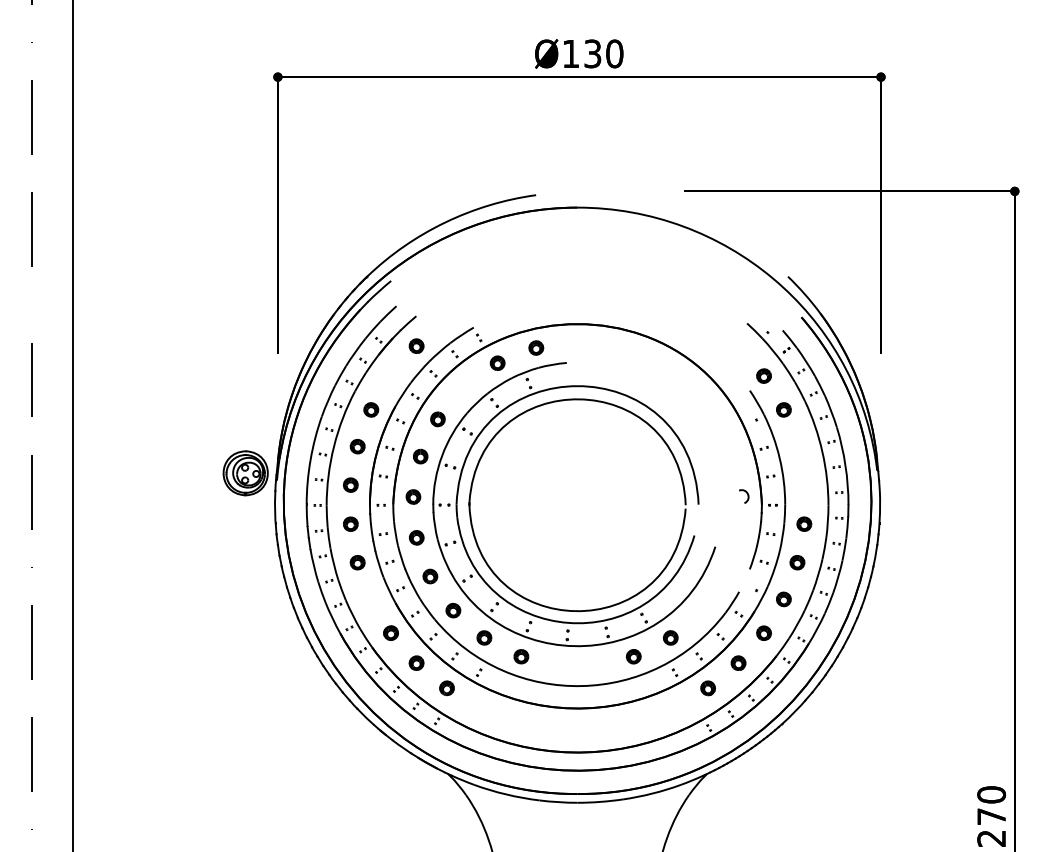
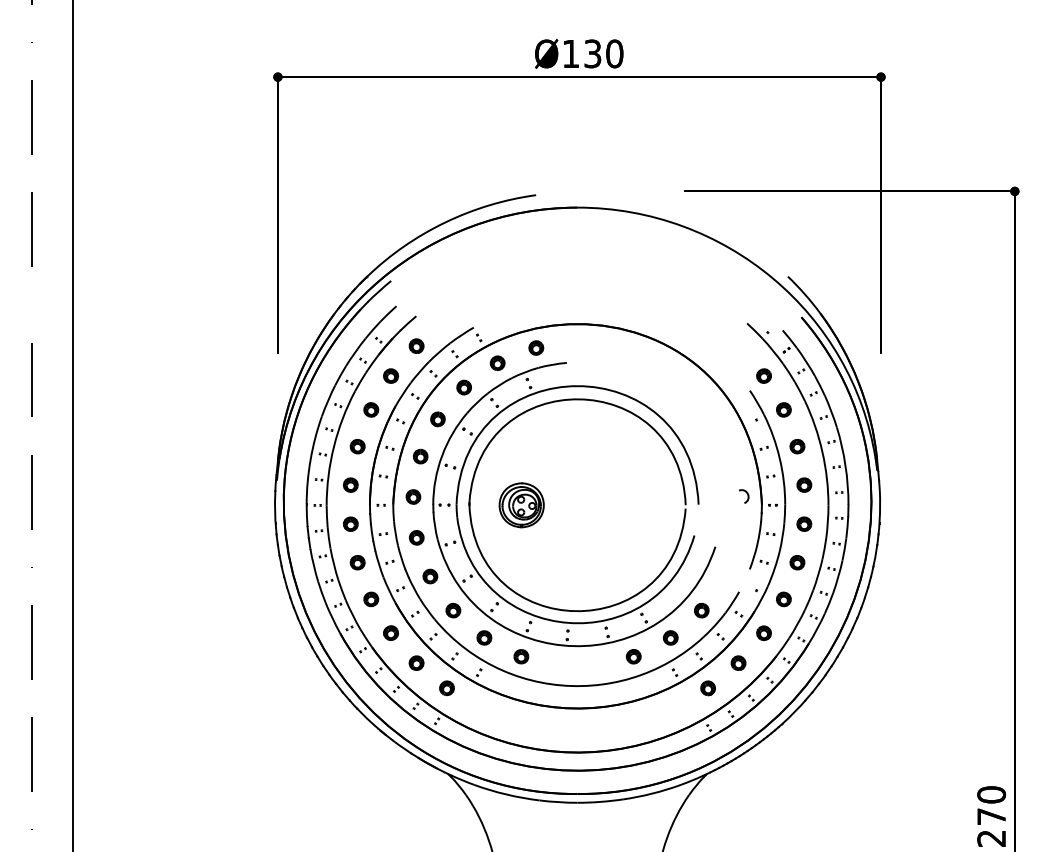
part: none -> present (391, 375)
part: none -> present (463, 387)
part: none -> present (797, 446)
part position: (245, 473) -> (521, 505) (521, 505)
part: none -> present (804, 484)
part: none -> present (371, 599)
part: none -> present (701, 610)
